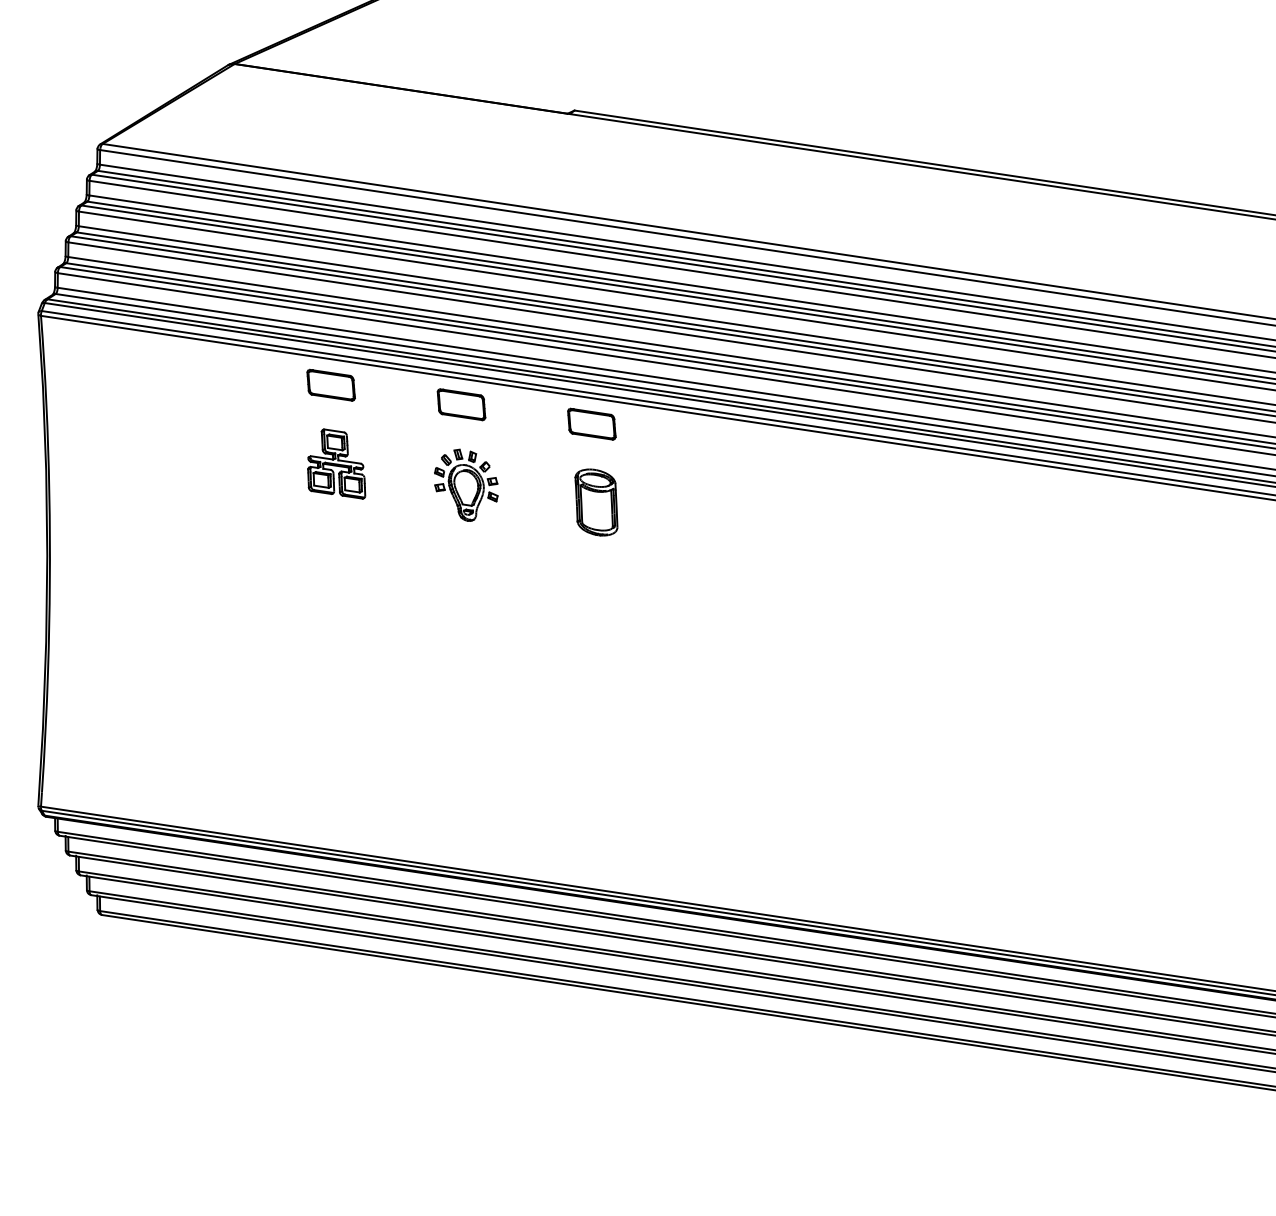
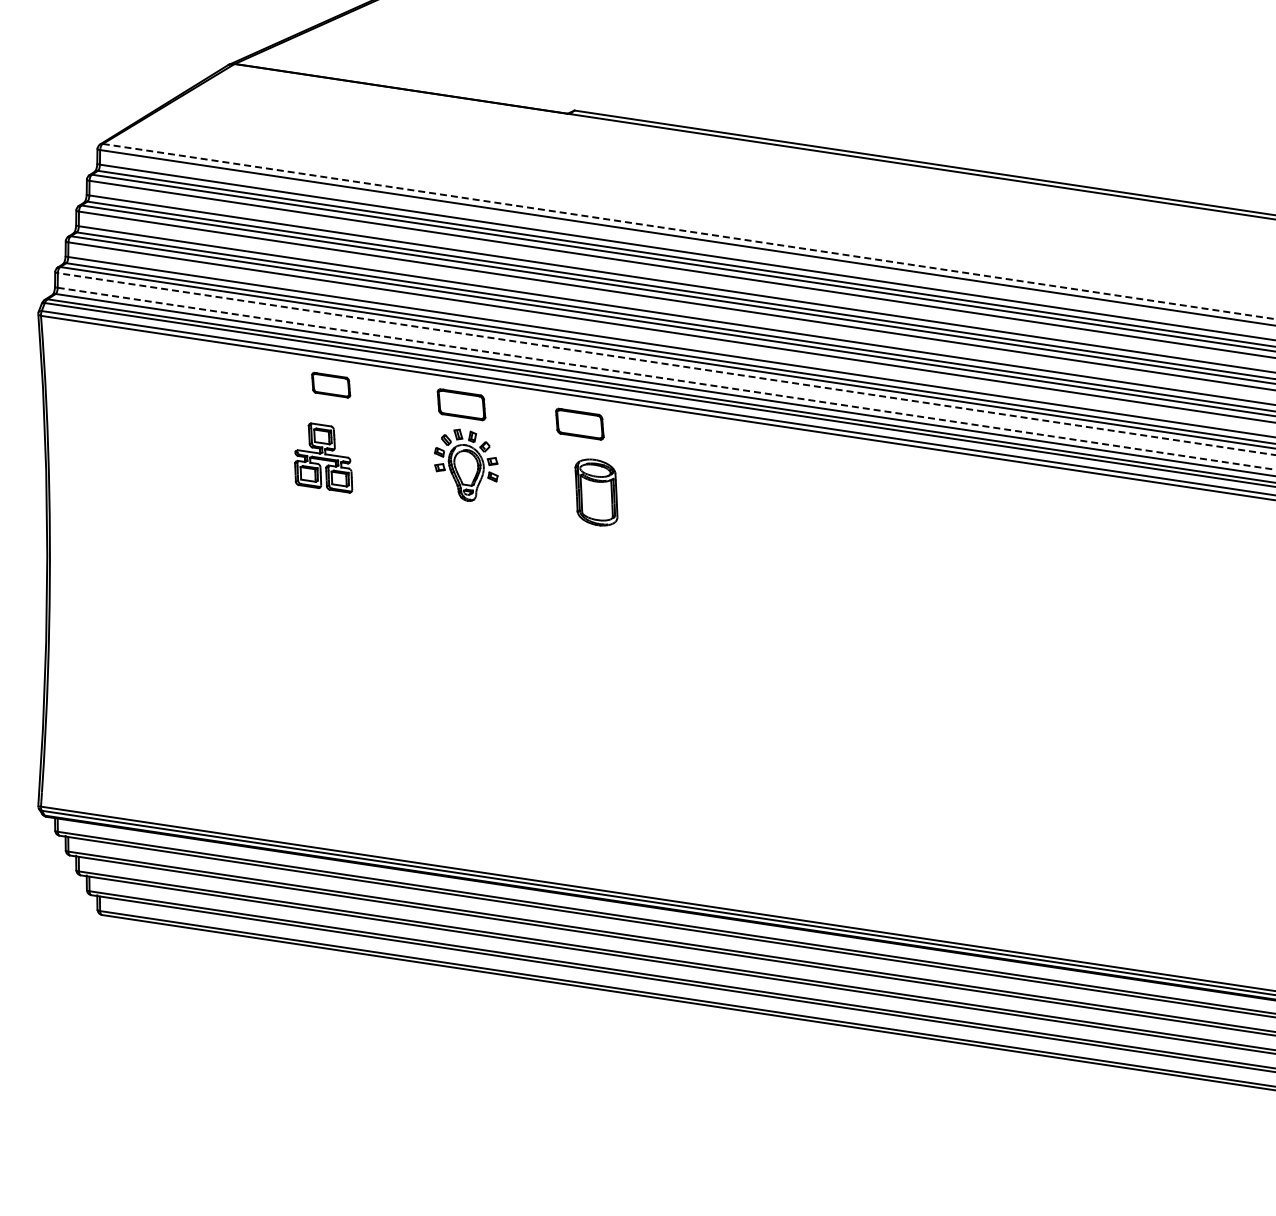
line: solid -> dashed (689, 231)
line: solid -> dashed (666, 364)
line: solid -> dashed (666, 378)
part size: 50x34 px -> 41x27 px (331, 385)
part position: (591, 423) -> (579, 423) (579, 423)
part position: (336, 463) -> (323, 457) (323, 457)
part position: (466, 484) -> (466, 464) (466, 464)
part position: (596, 502) -> (596, 492) (596, 492)
